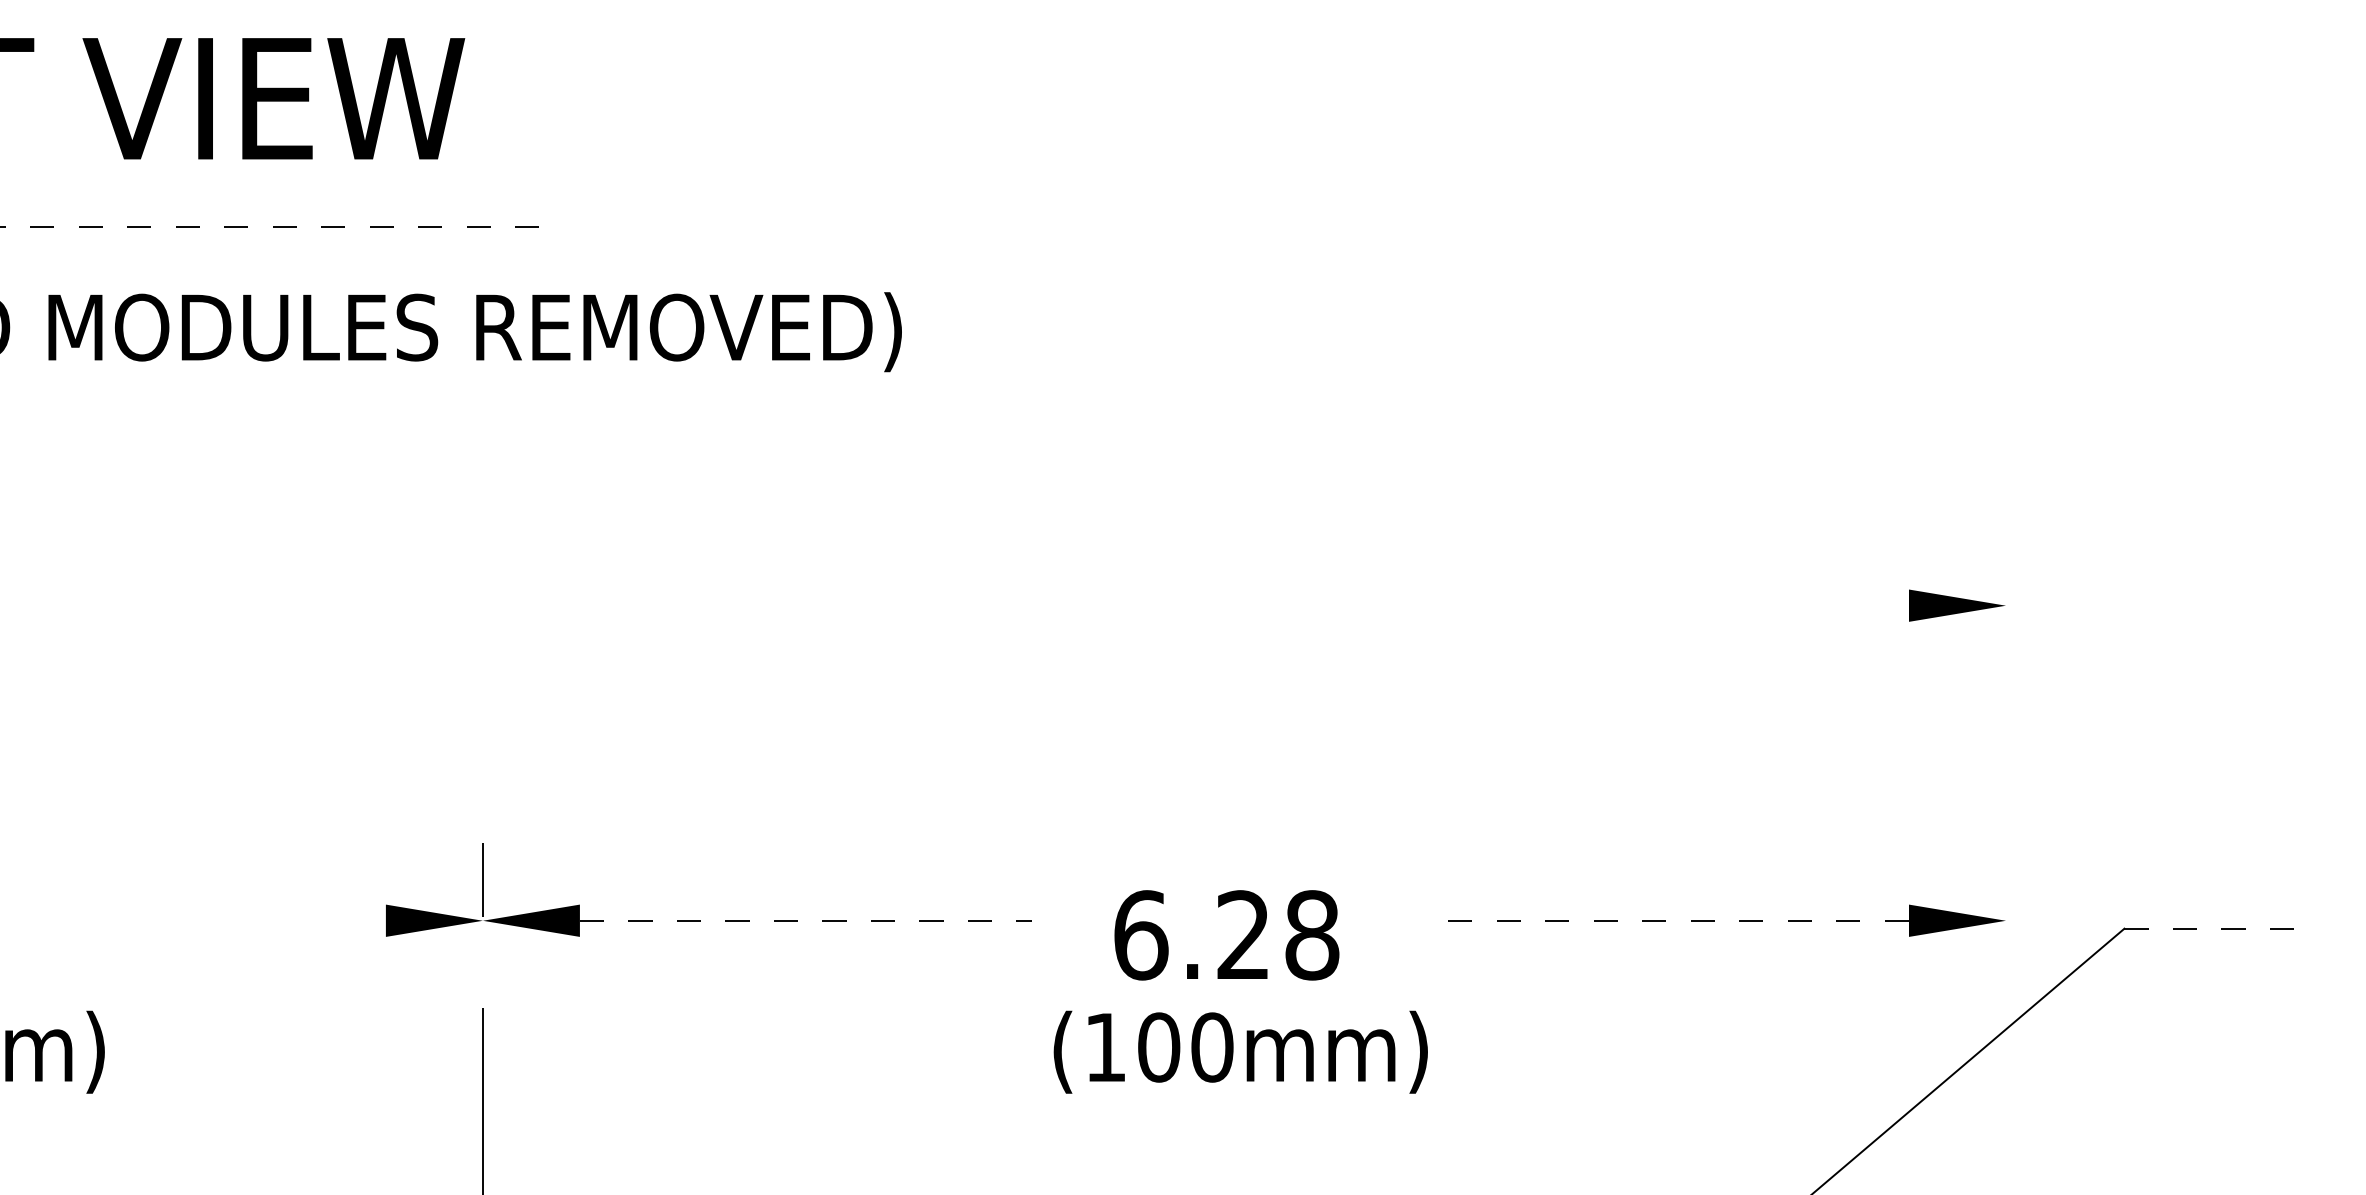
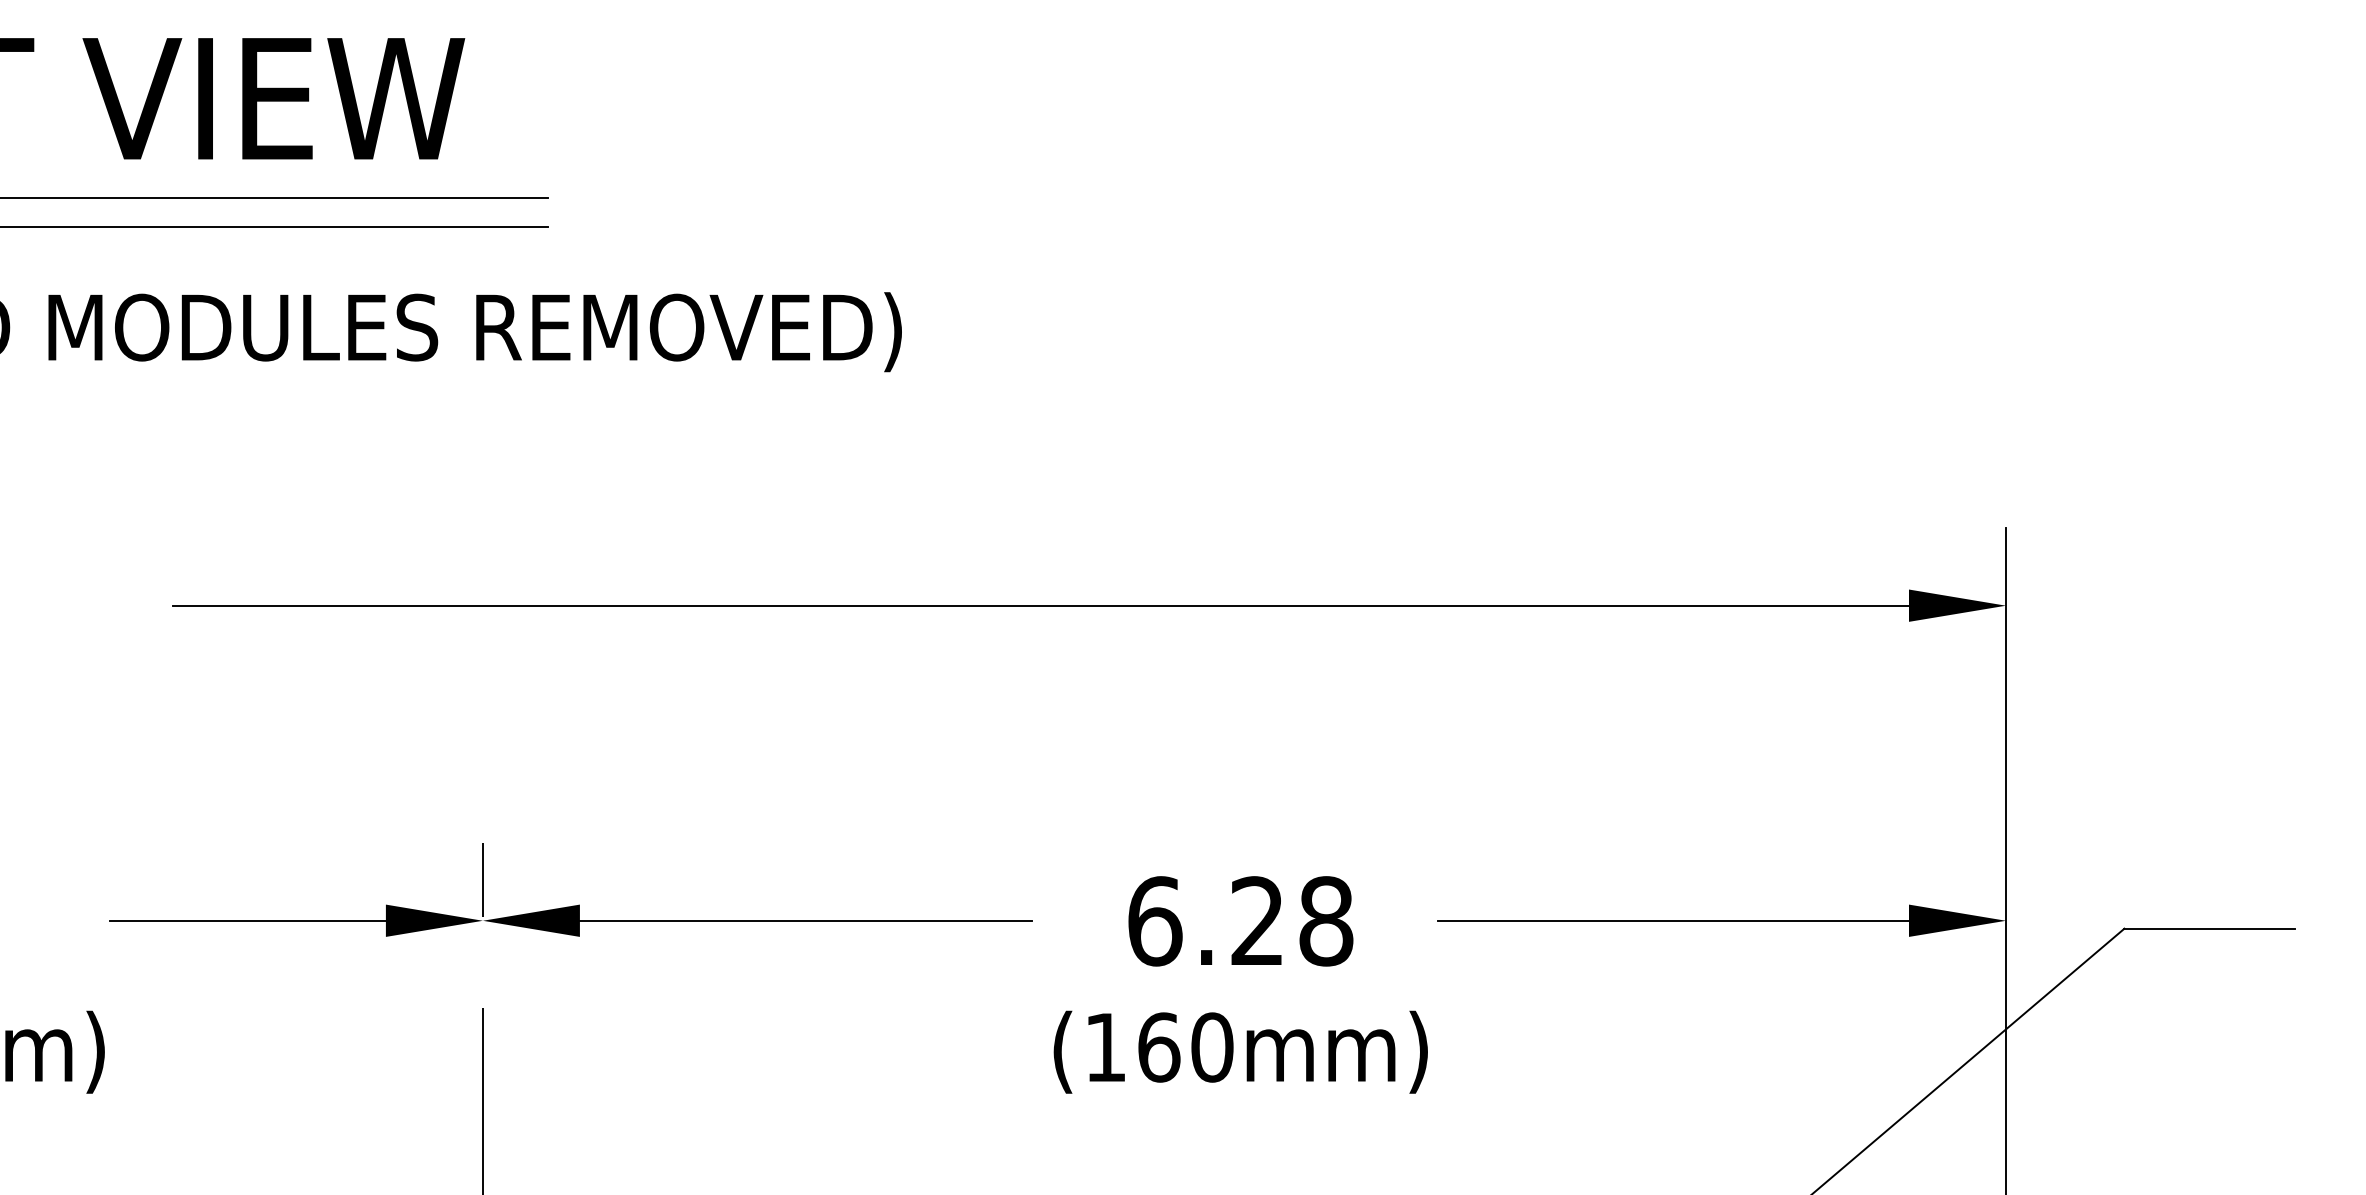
line: none -> present (275, 198)
line: dashed -> solid (274, 227)
line: none -> present (1040, 605)
line: none -> present (2006, 859)
line: none -> present (247, 920)
line: dashed -> solid (805, 920)
line: dashed -> solid (1673, 920)
line: dashed -> solid (2210, 928)
text position: (1226, 935) -> (1240, 921) (1240, 921)
text: (100mm) -> (160mm) (1159, 1047)
